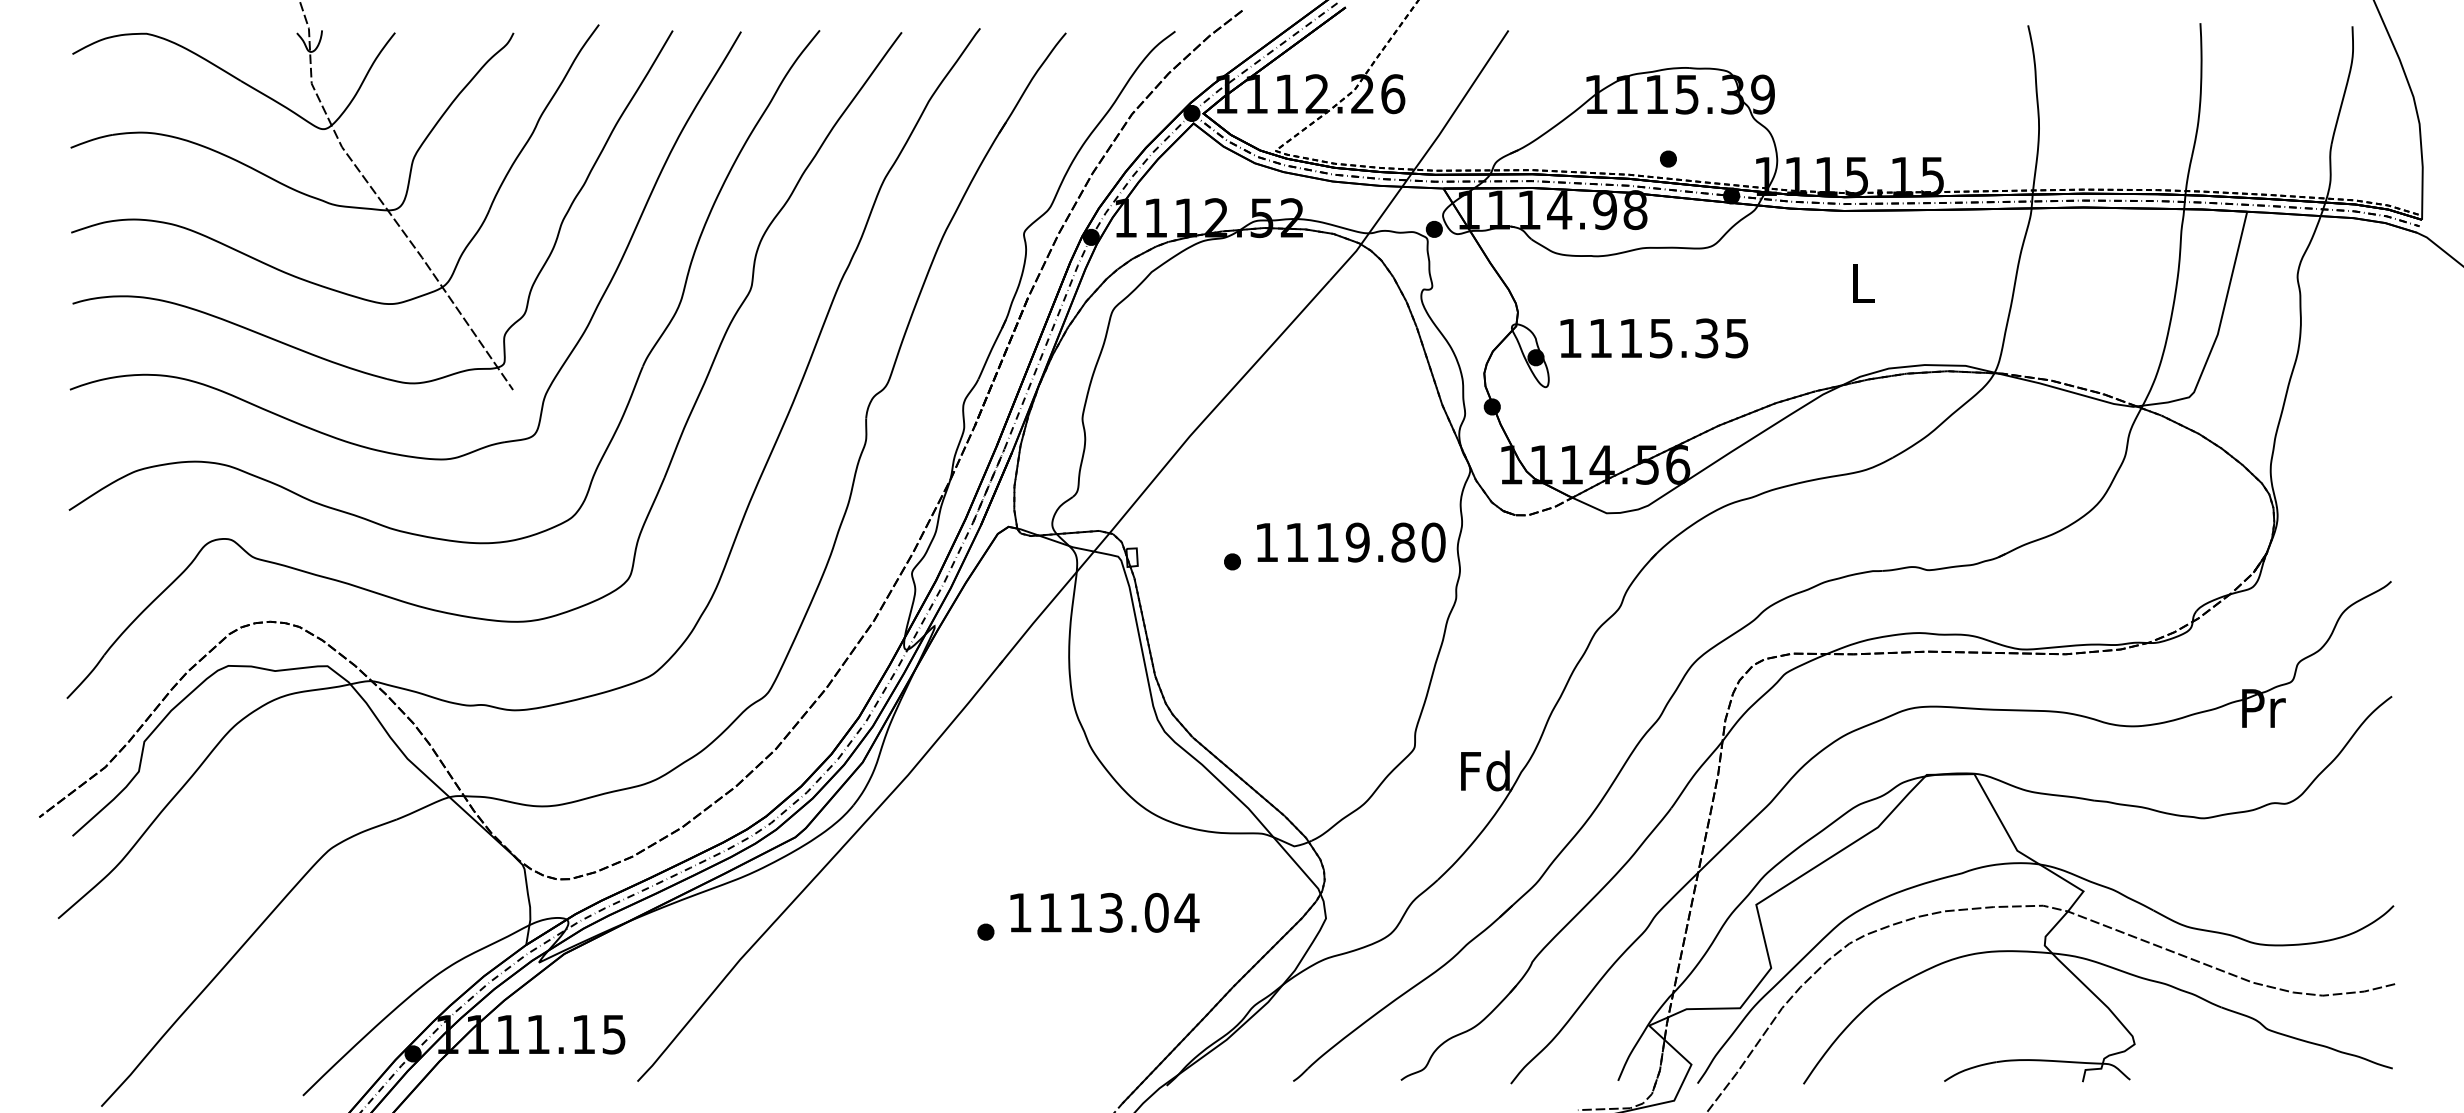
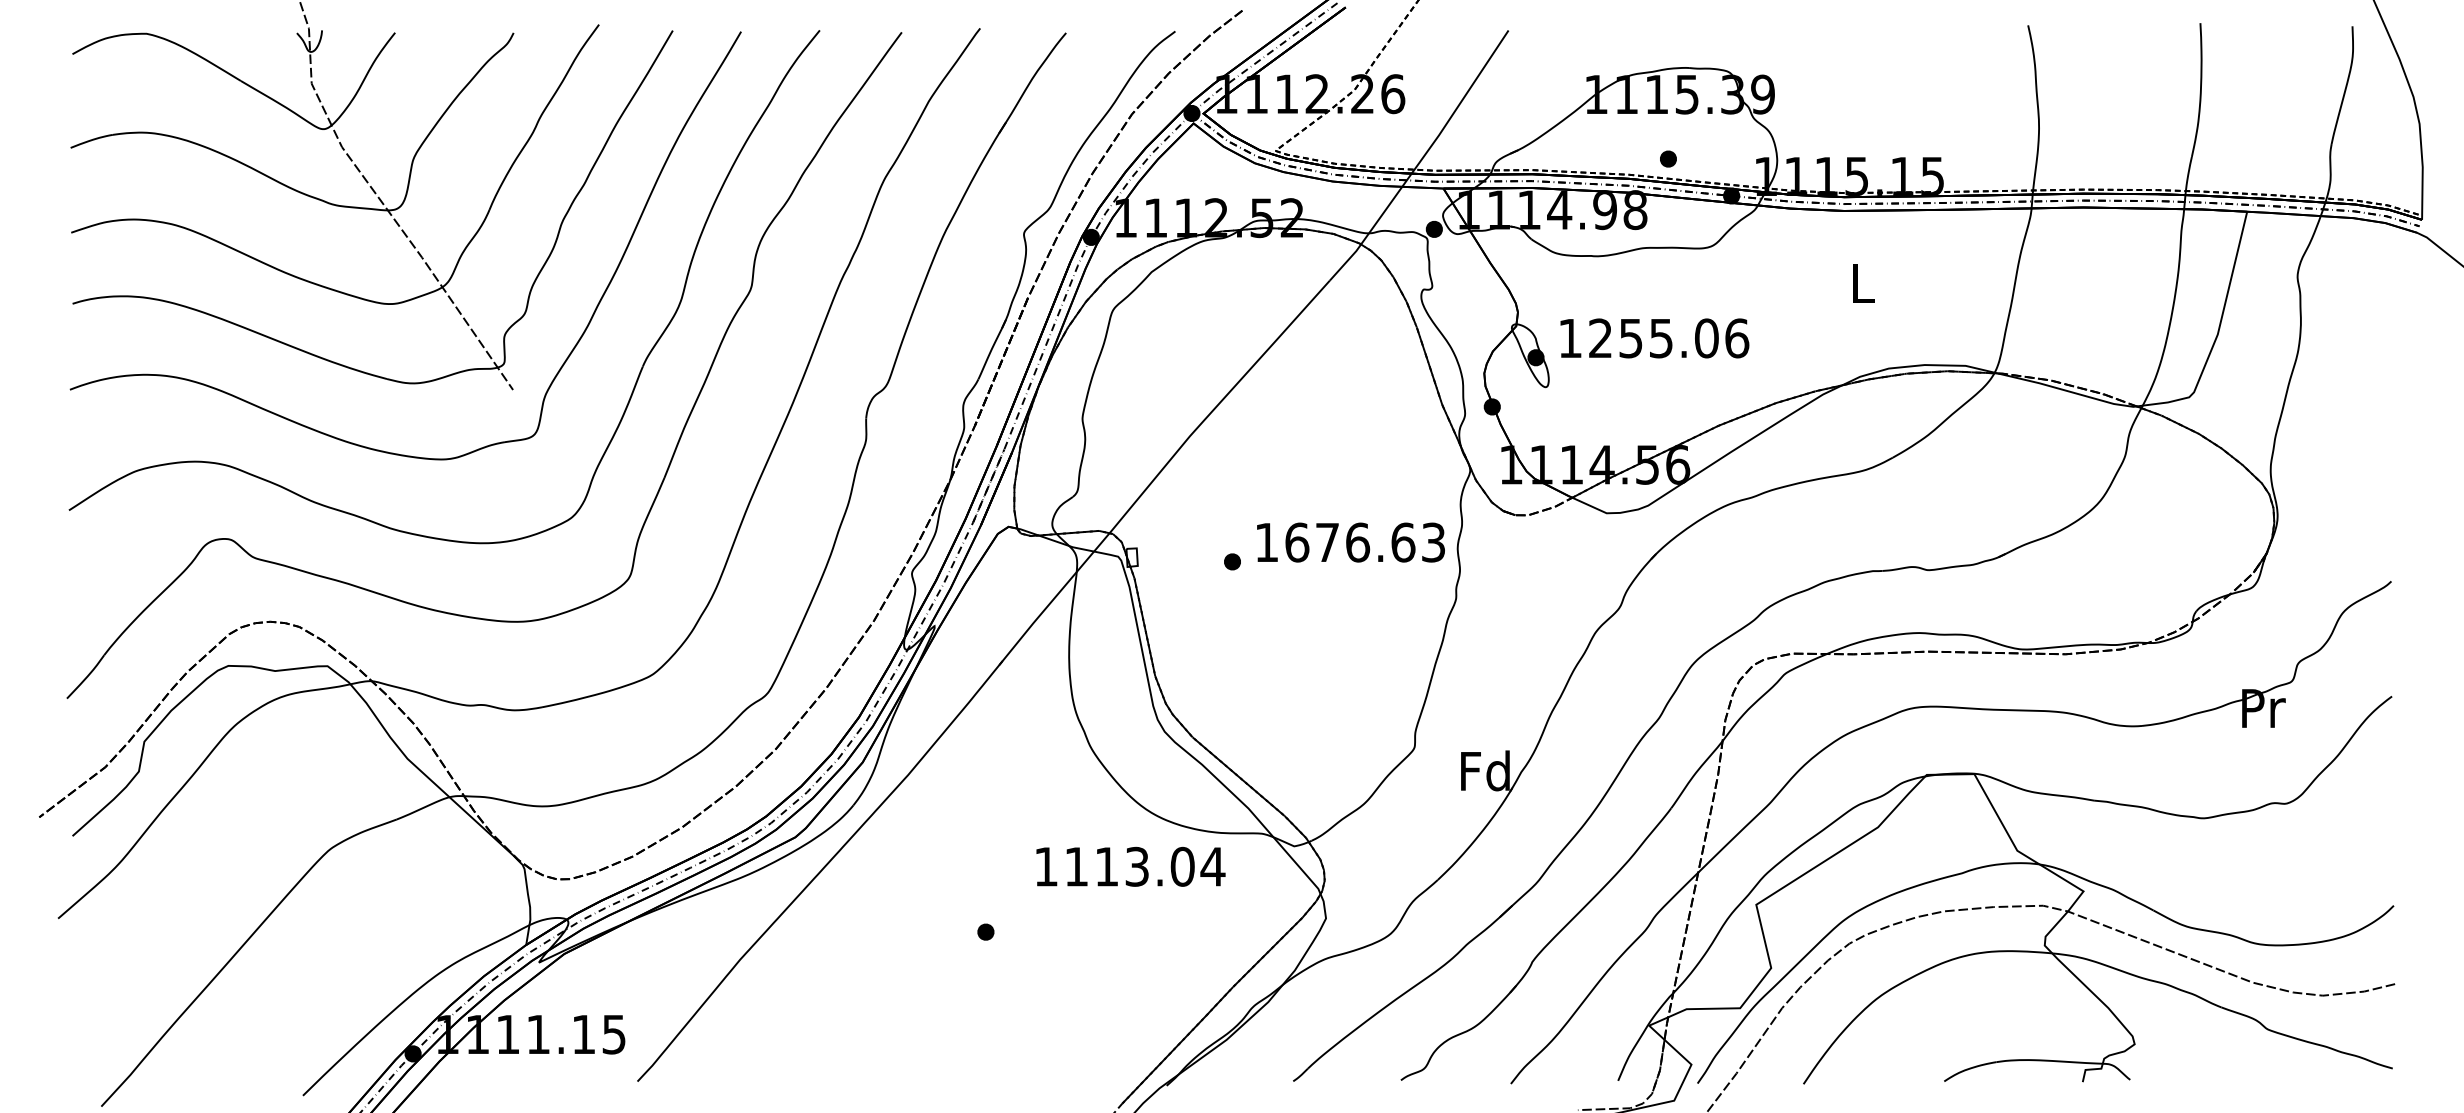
text: 1115.35 -> 1255.06 (1669, 338)
text: 1119.80 -> 1676.63 (1365, 542)
text position: (1104, 912) -> (1130, 866) (1130, 866)
